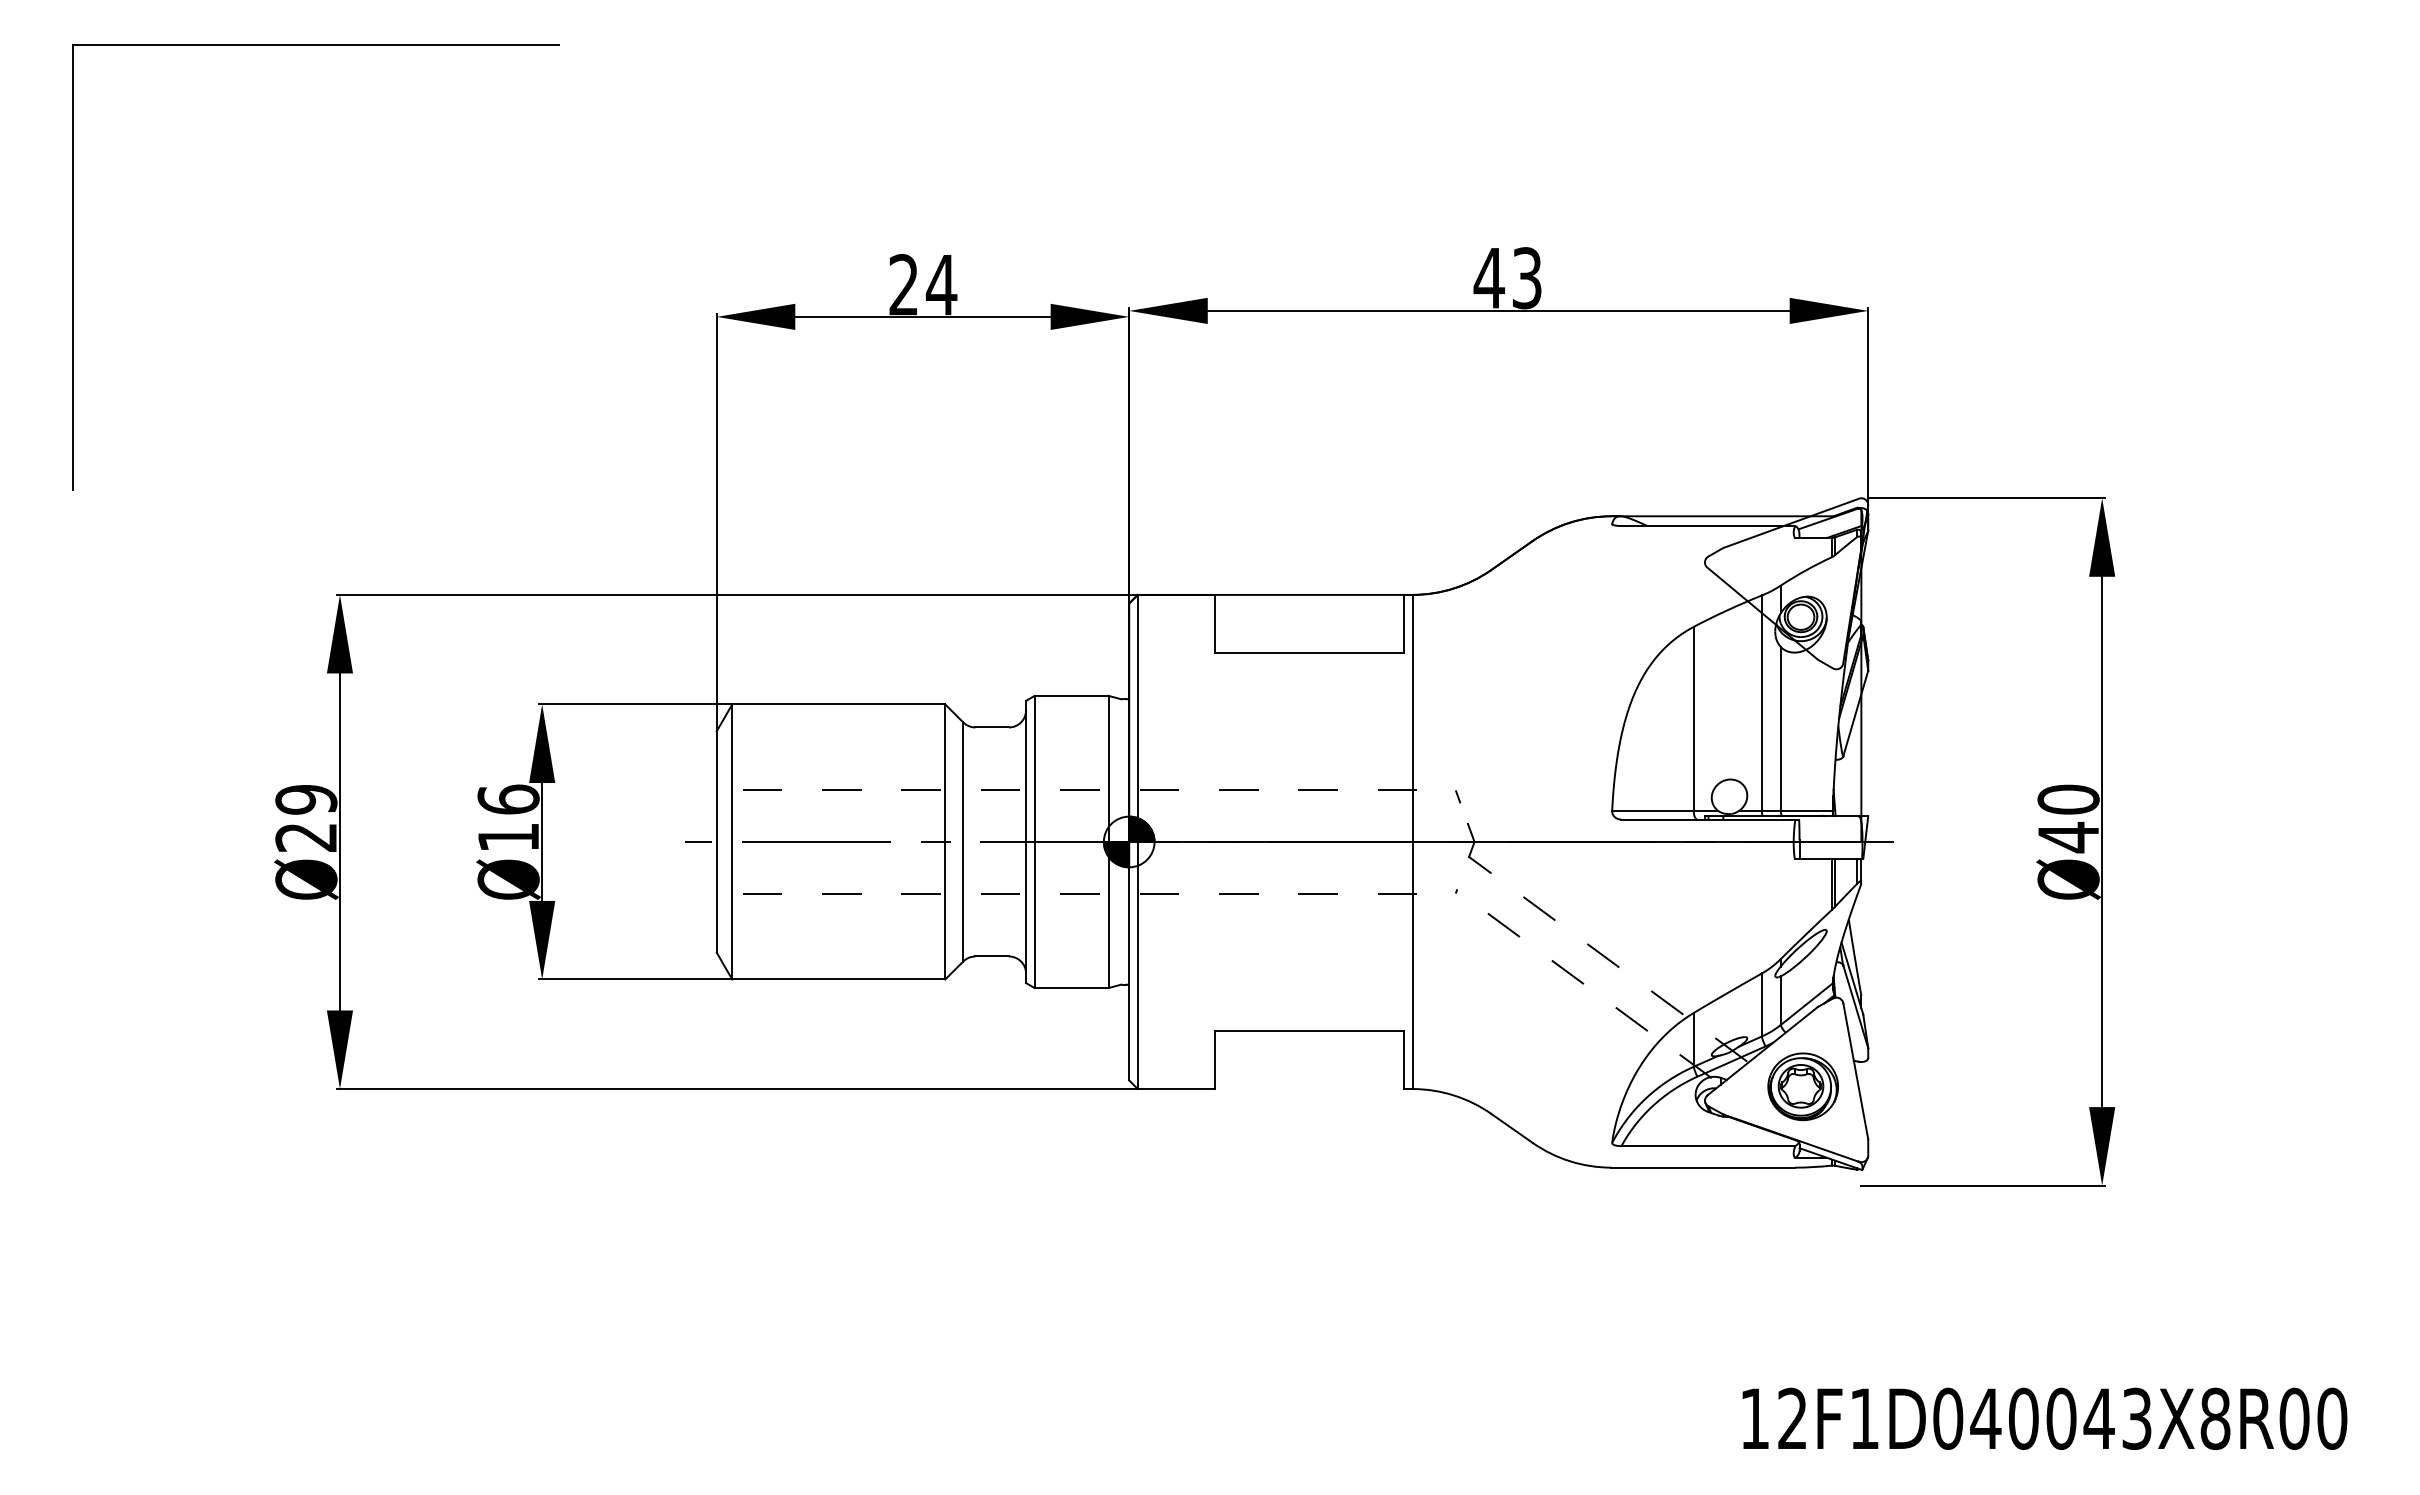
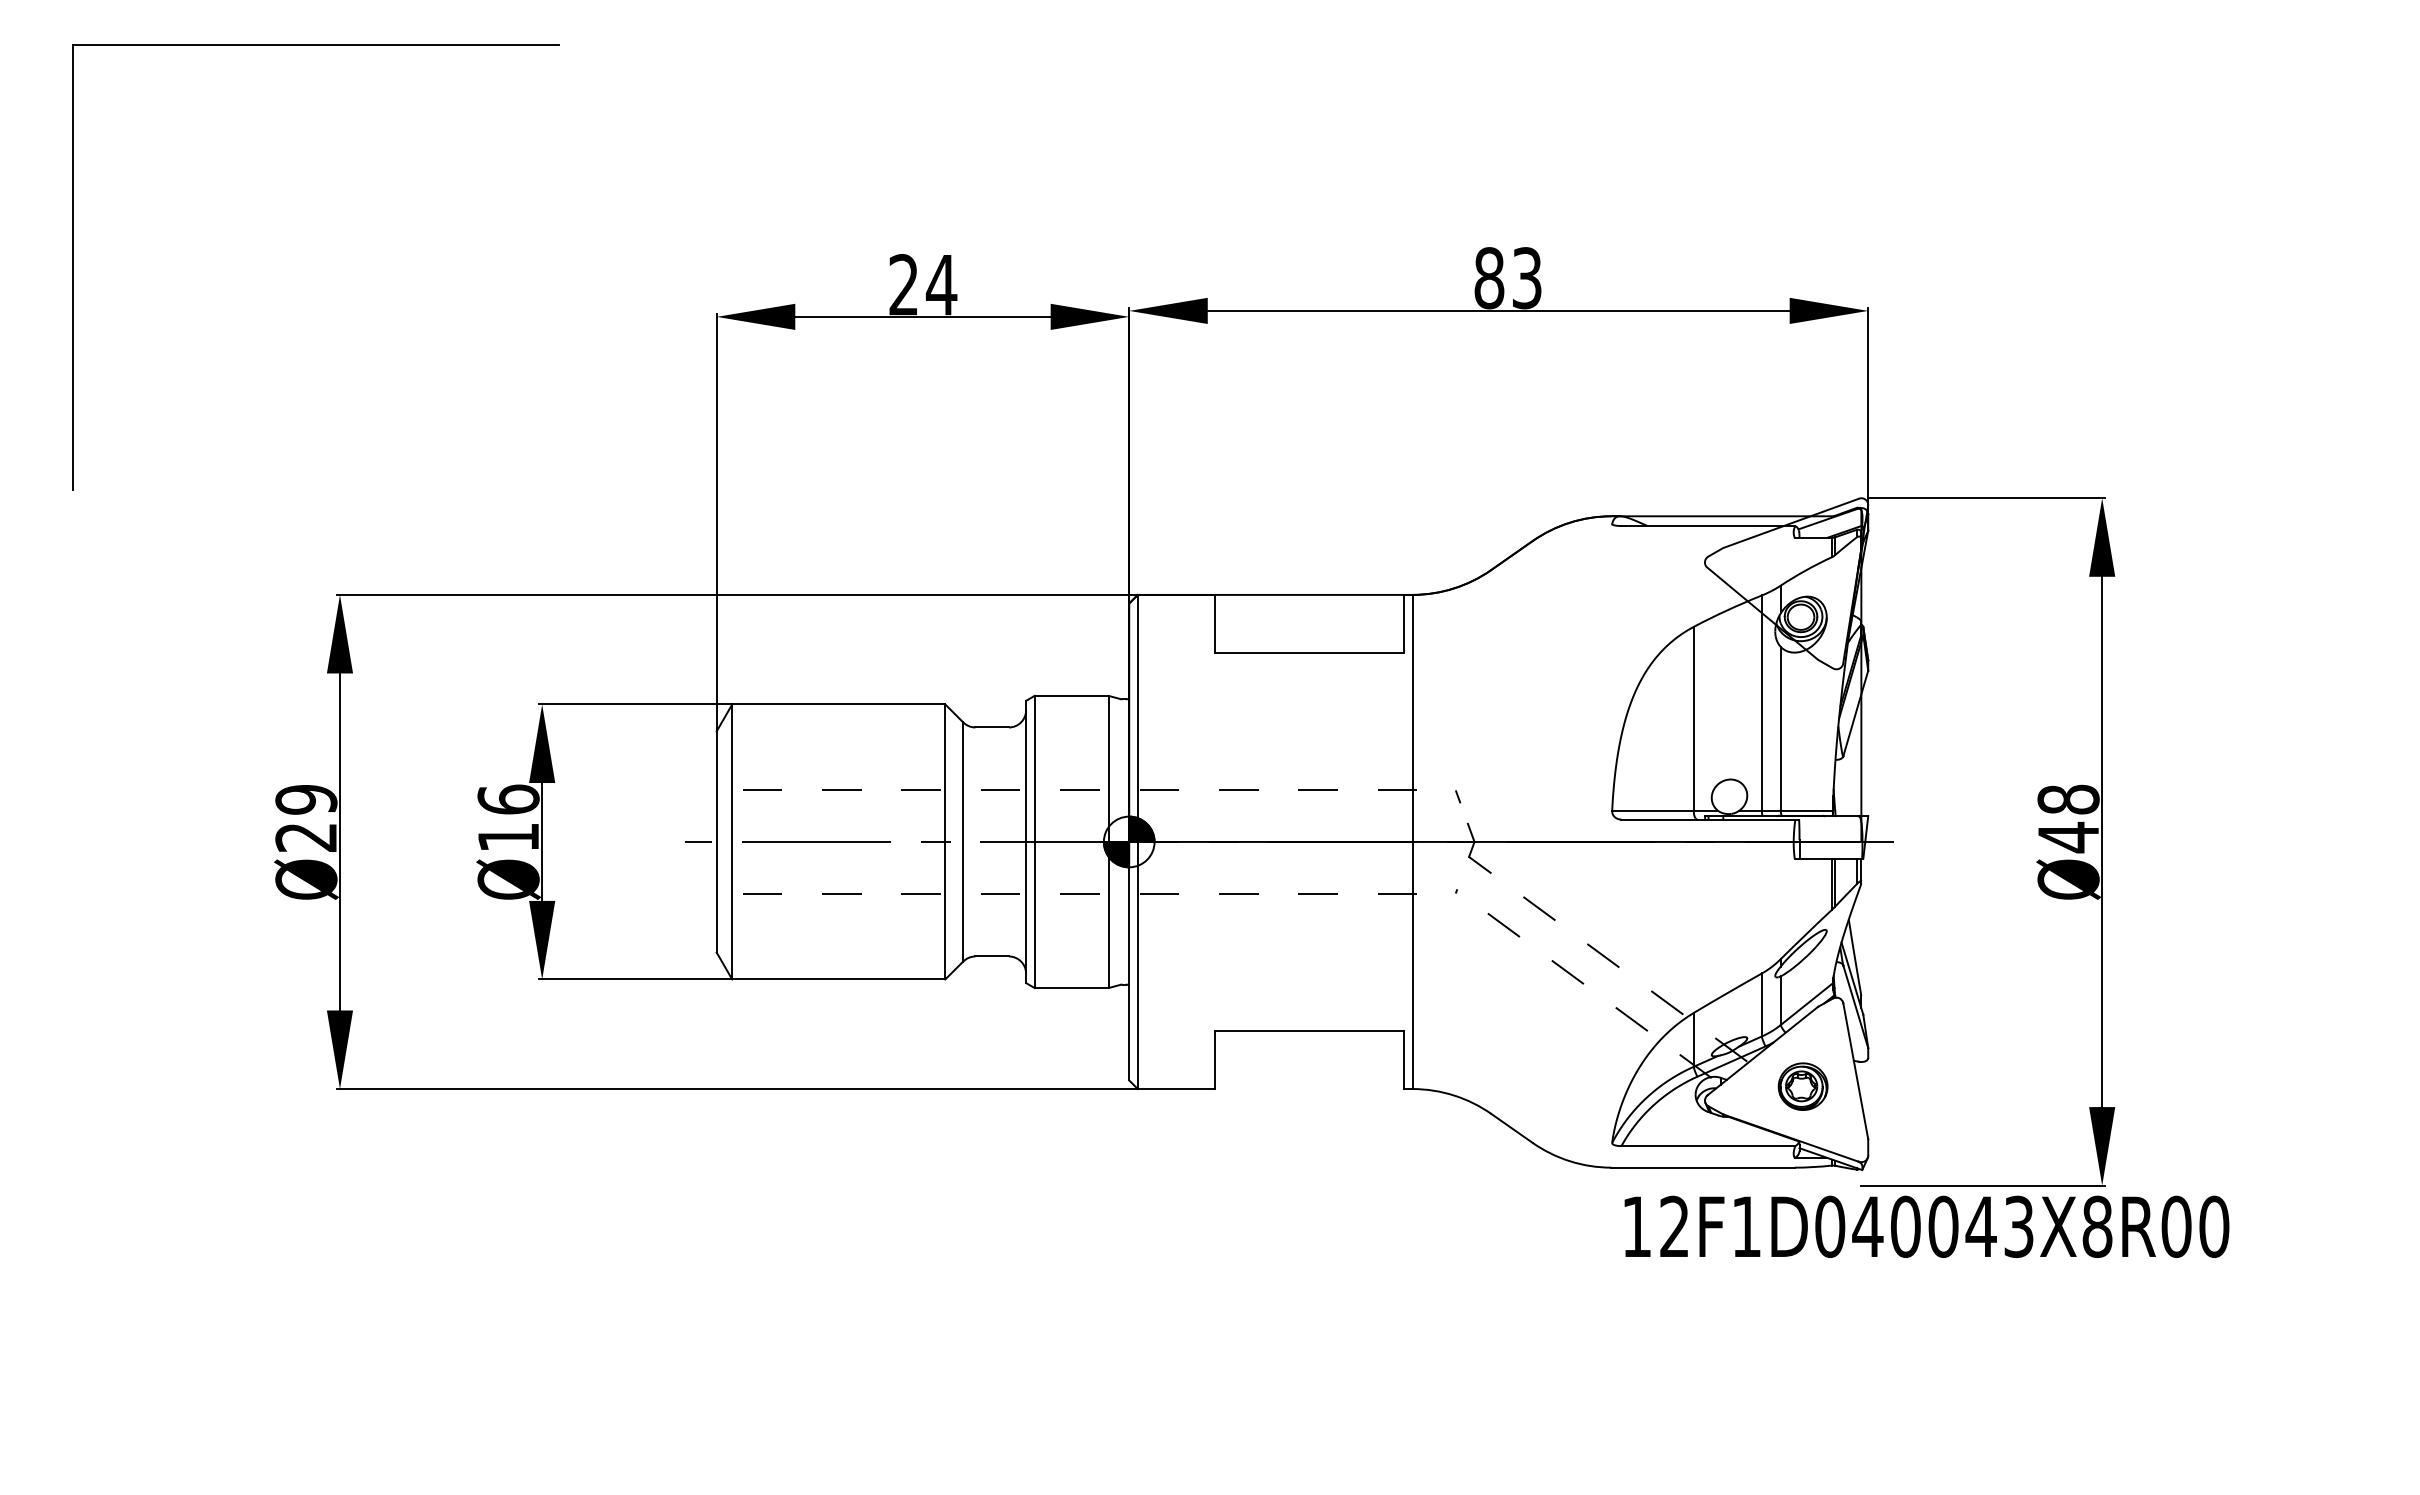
text: 43 -> 83 (1489, 278)
text: Ø40 -> Ø48 (2068, 799)
part size: 72x69 px -> 52x49 px (1802, 1086)
text position: (2044, 1418) -> (1926, 1226) (1926, 1226)
